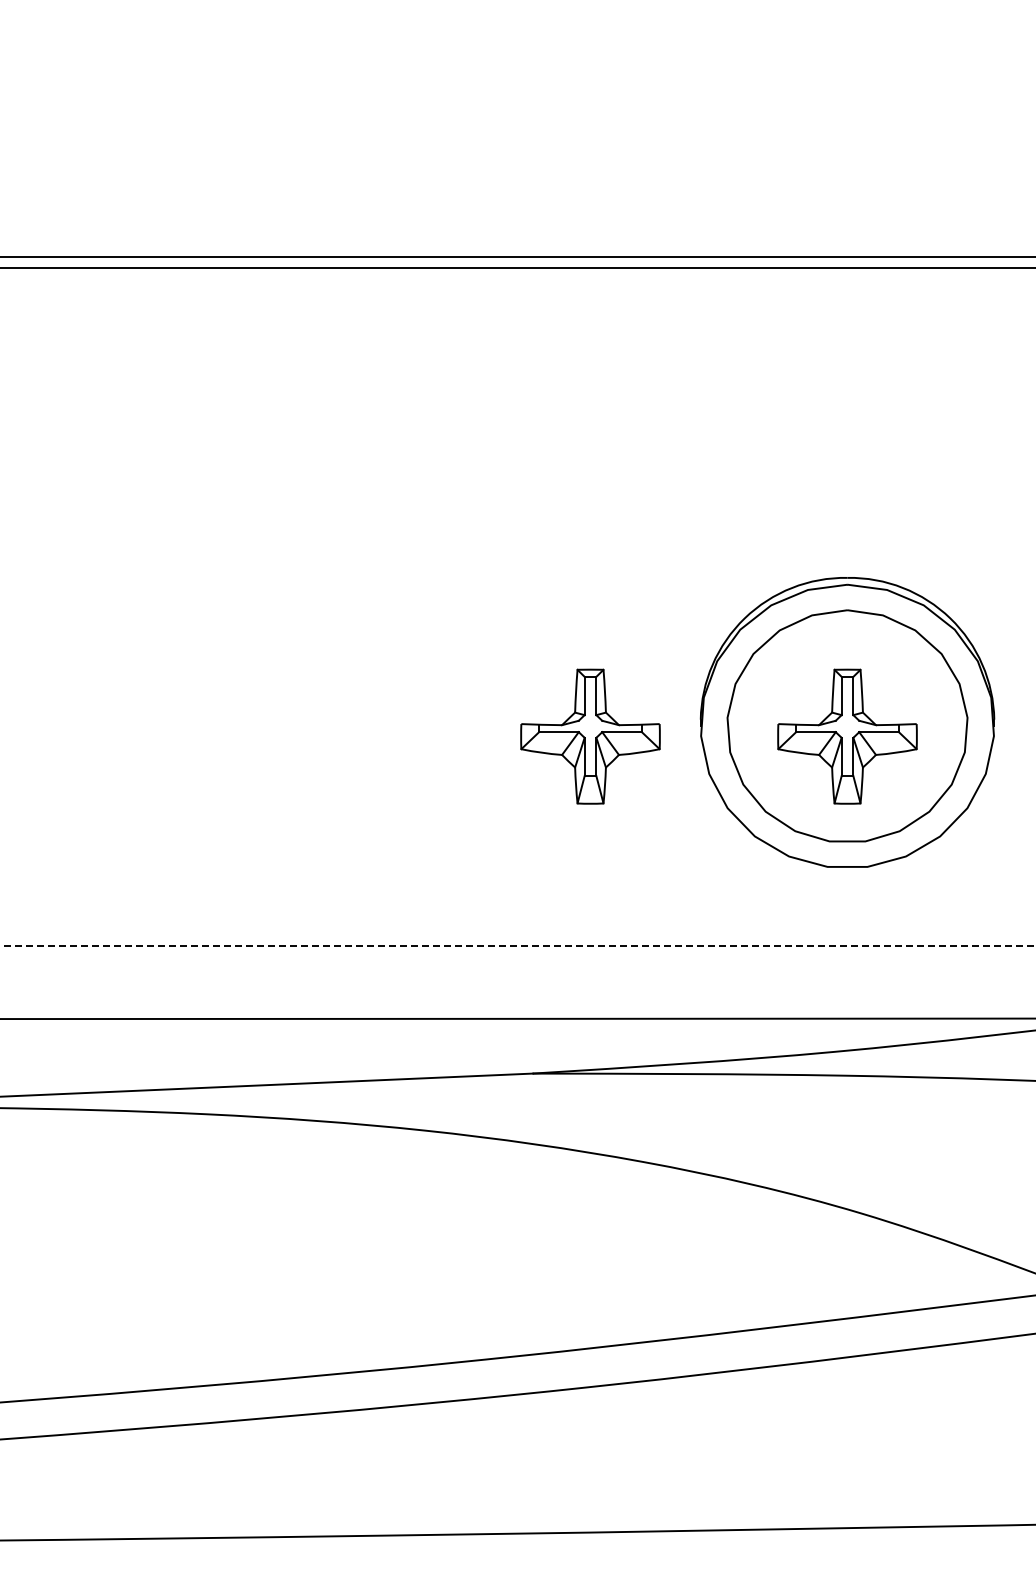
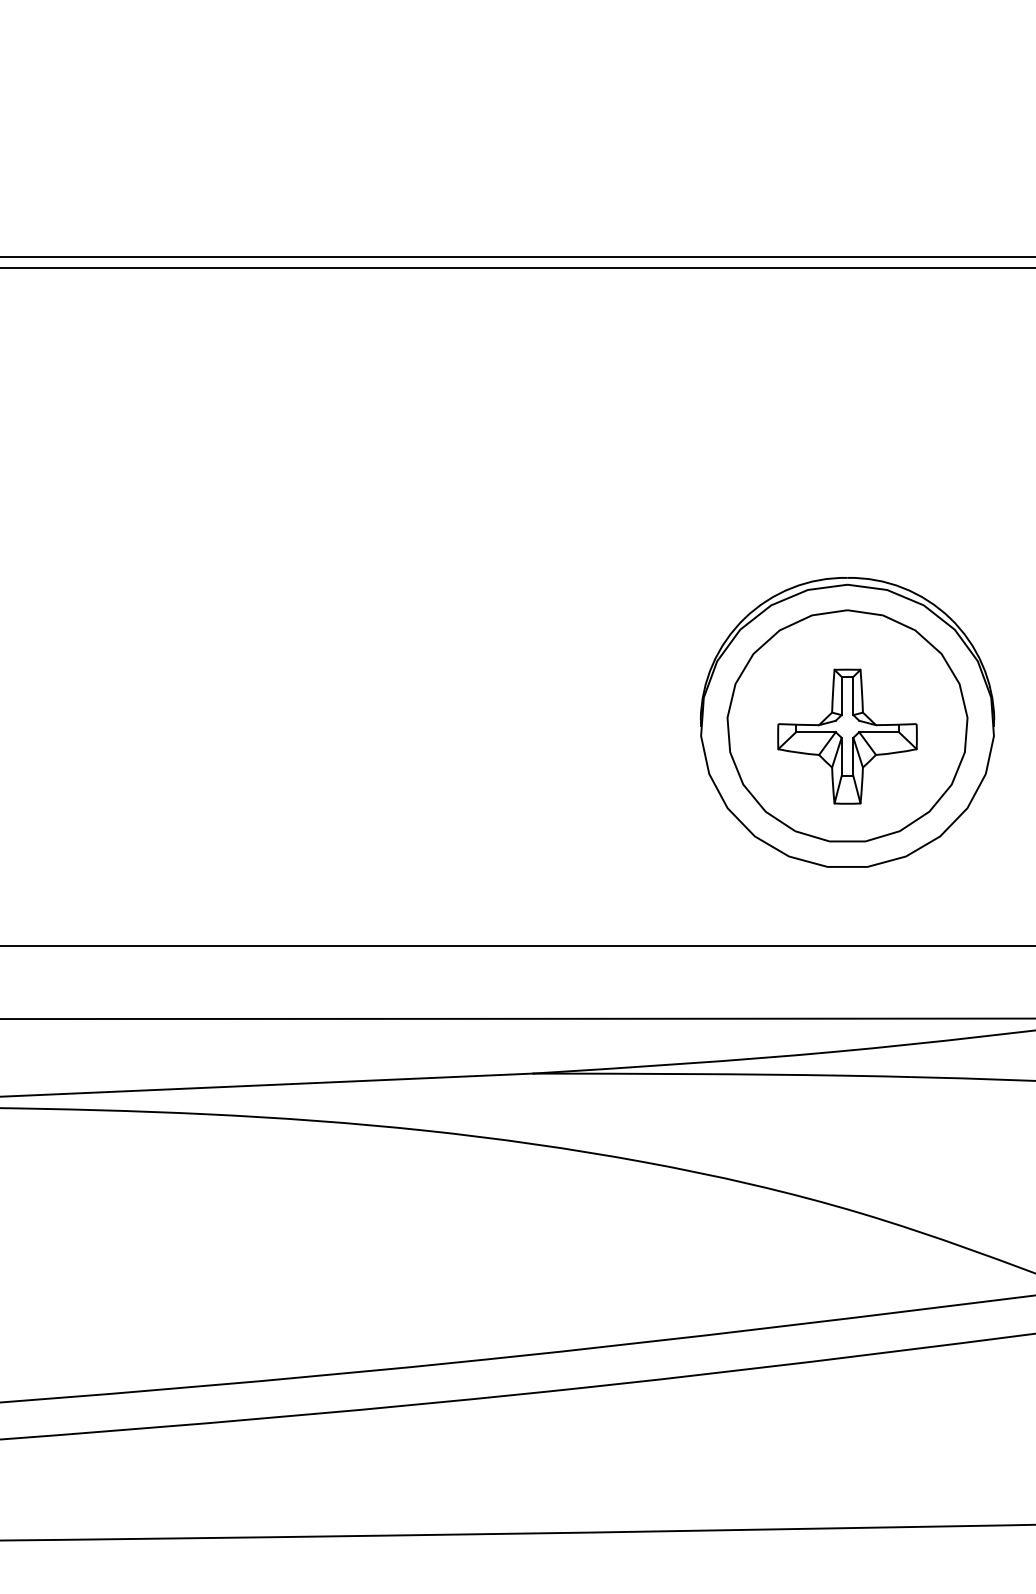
part: present -> none (590, 736)
line: dashed -> solid (517, 946)
